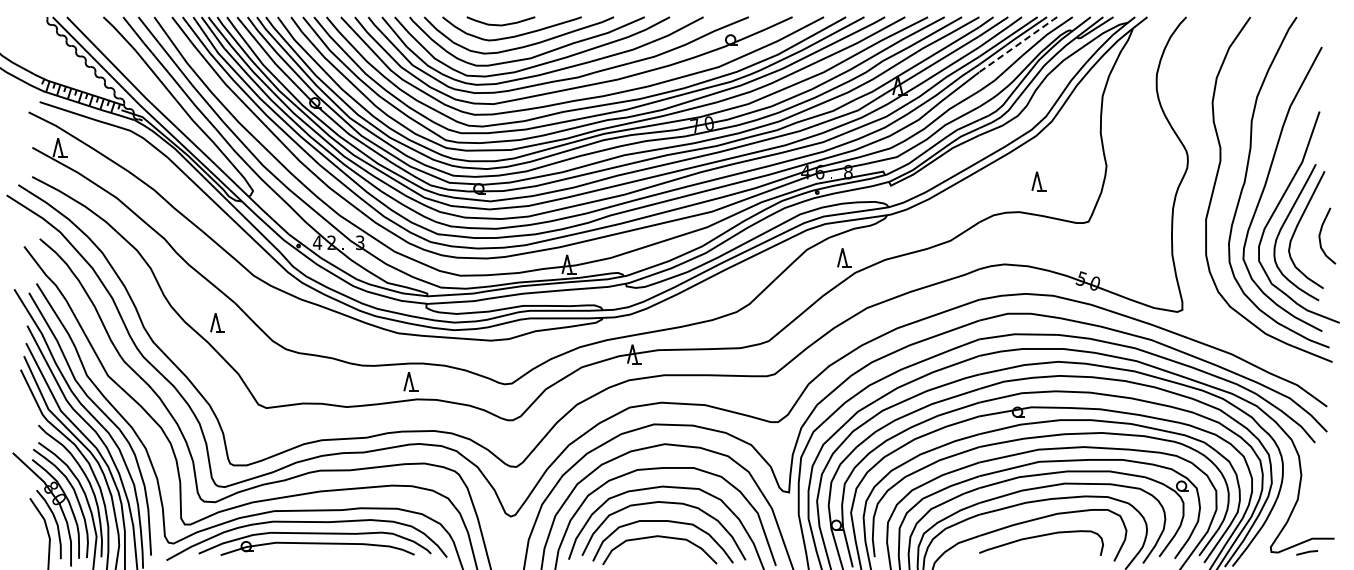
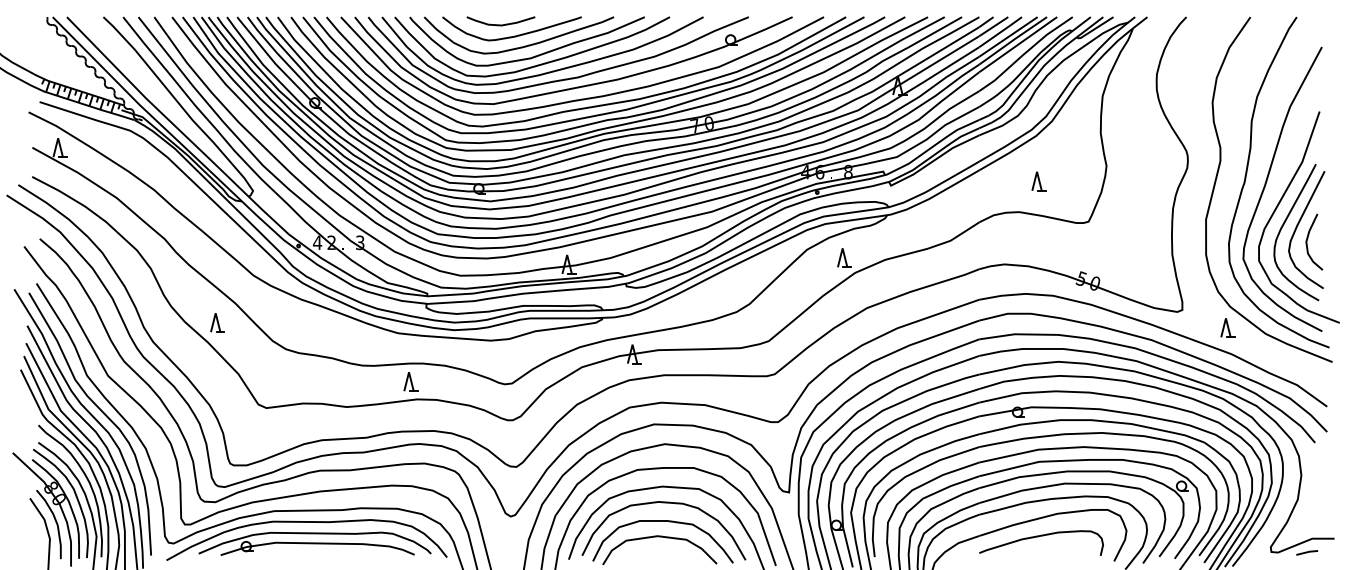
line: dashed -> solid (1018, 44)
curve position: (1321, 232) -> (1308, 238) (1308, 238)
part: none -> present (1227, 327)
